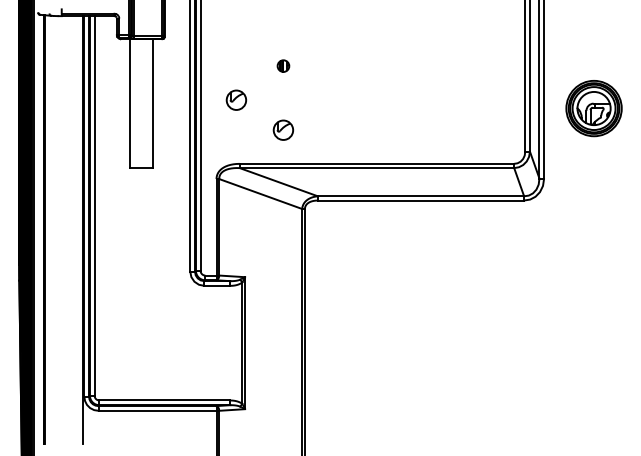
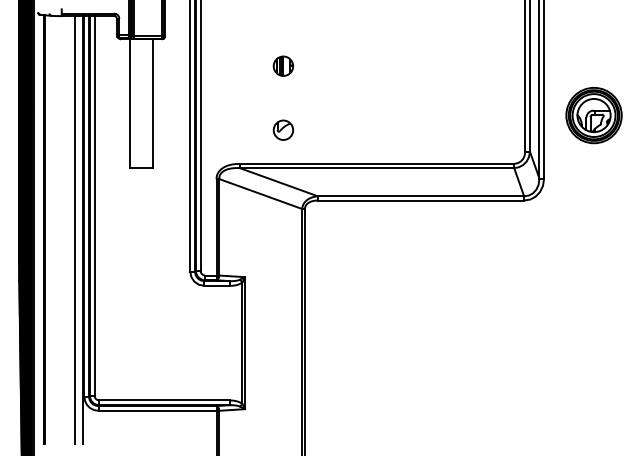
part size: 15x14 px -> 23x22 px (283, 65)
part: present -> none (236, 99)
part position: (593, 108) -> (593, 115) (593, 115)
line: none -> present (74, 230)
